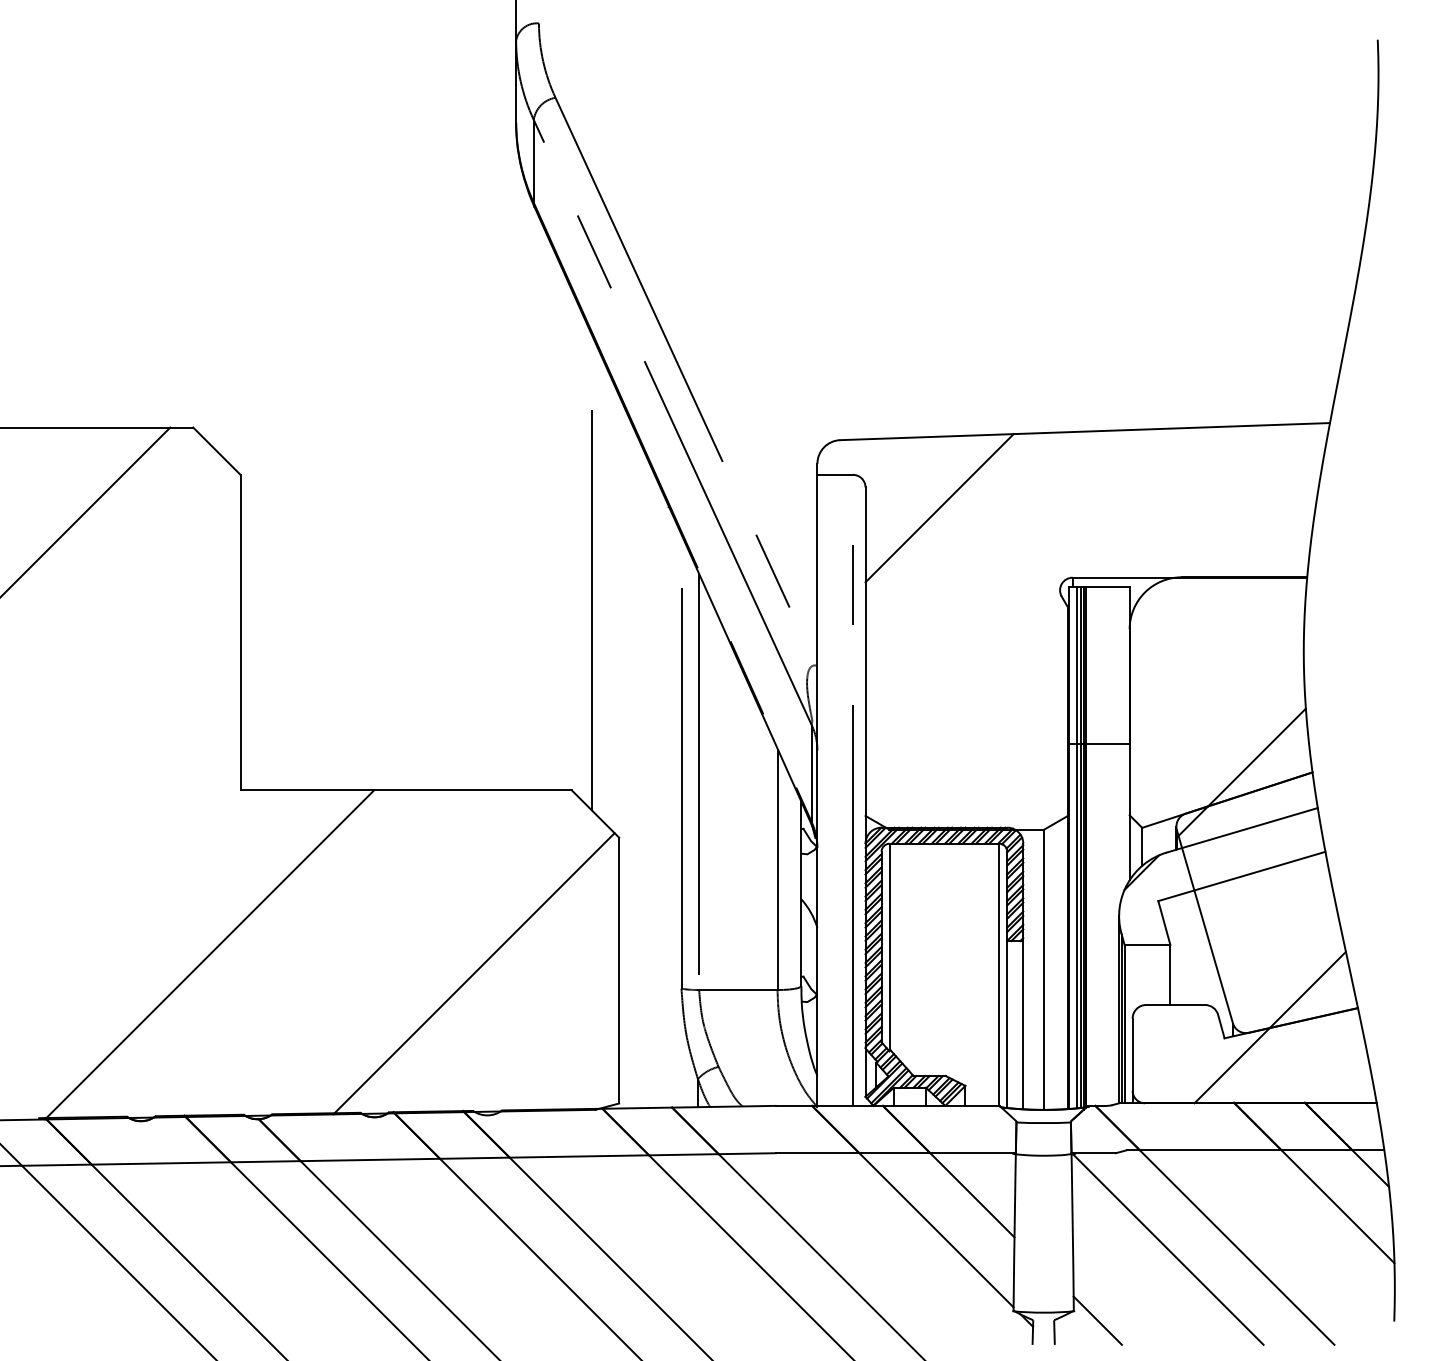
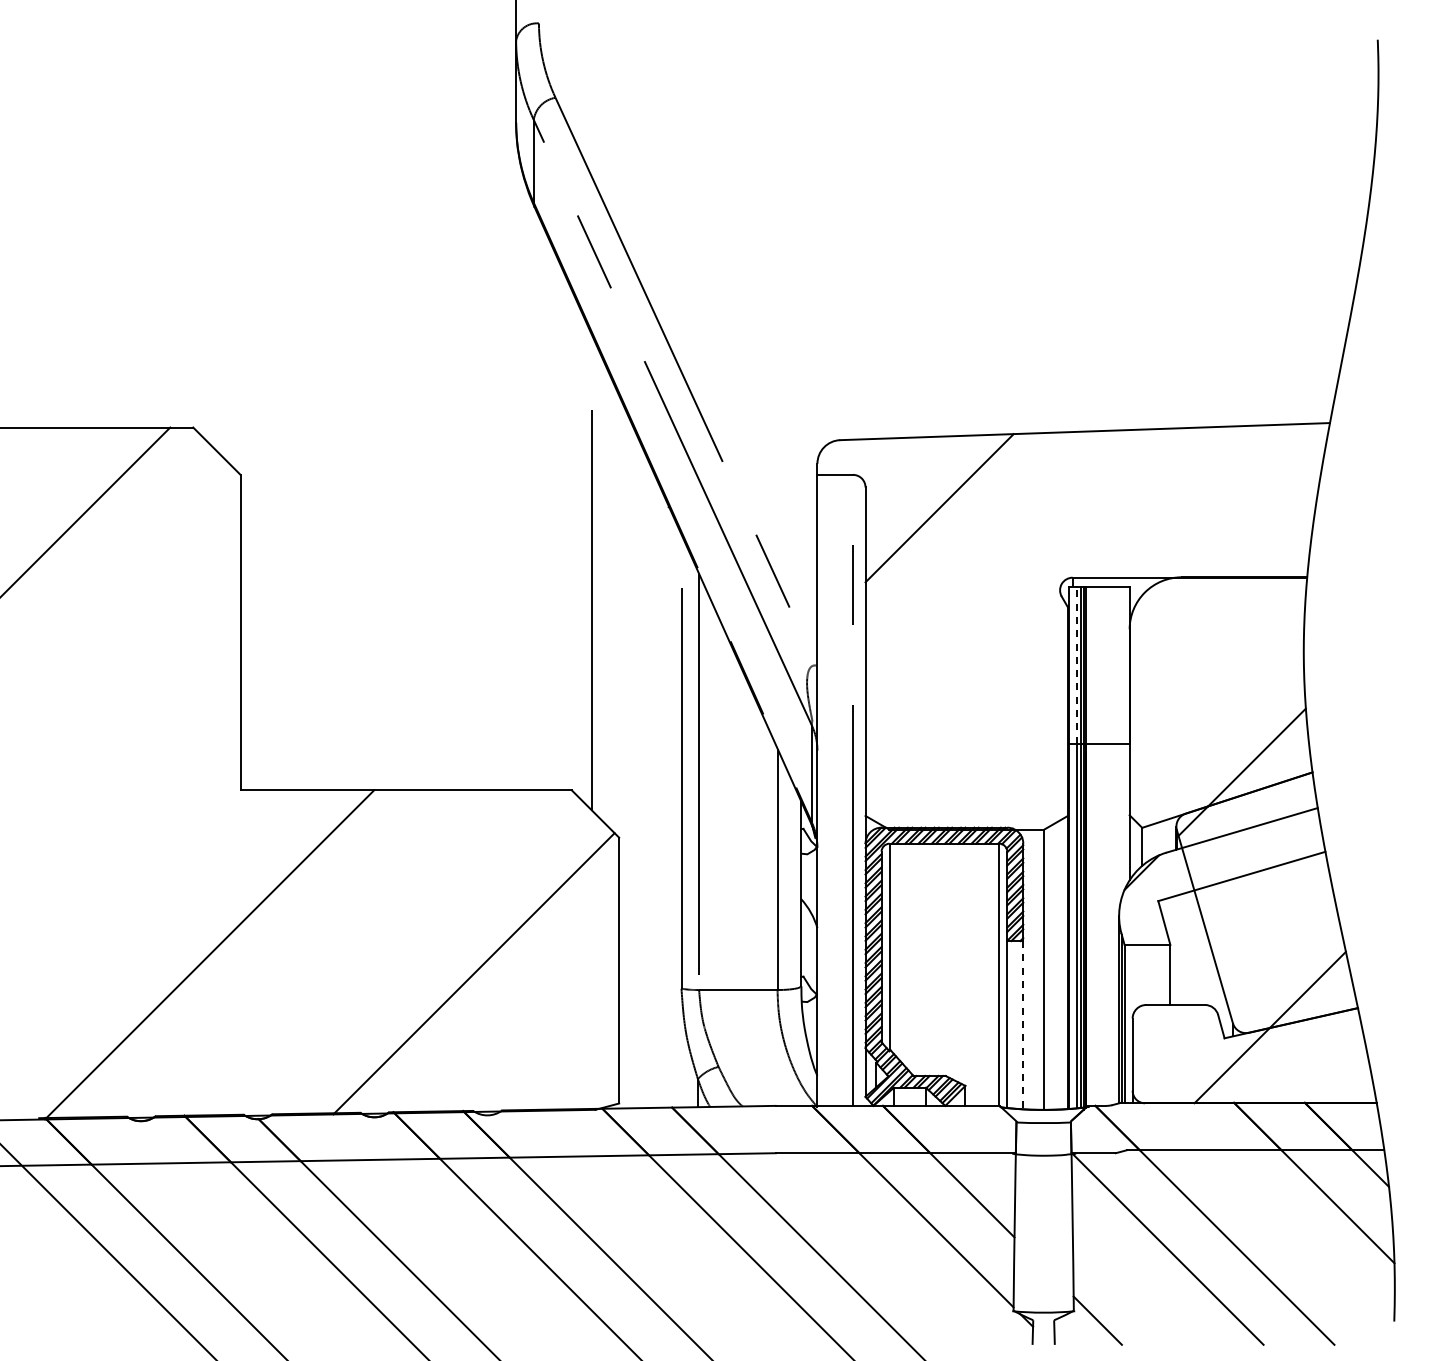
line: solid -> dashed (1076, 665)
line: solid -> dashed (1023, 1025)
